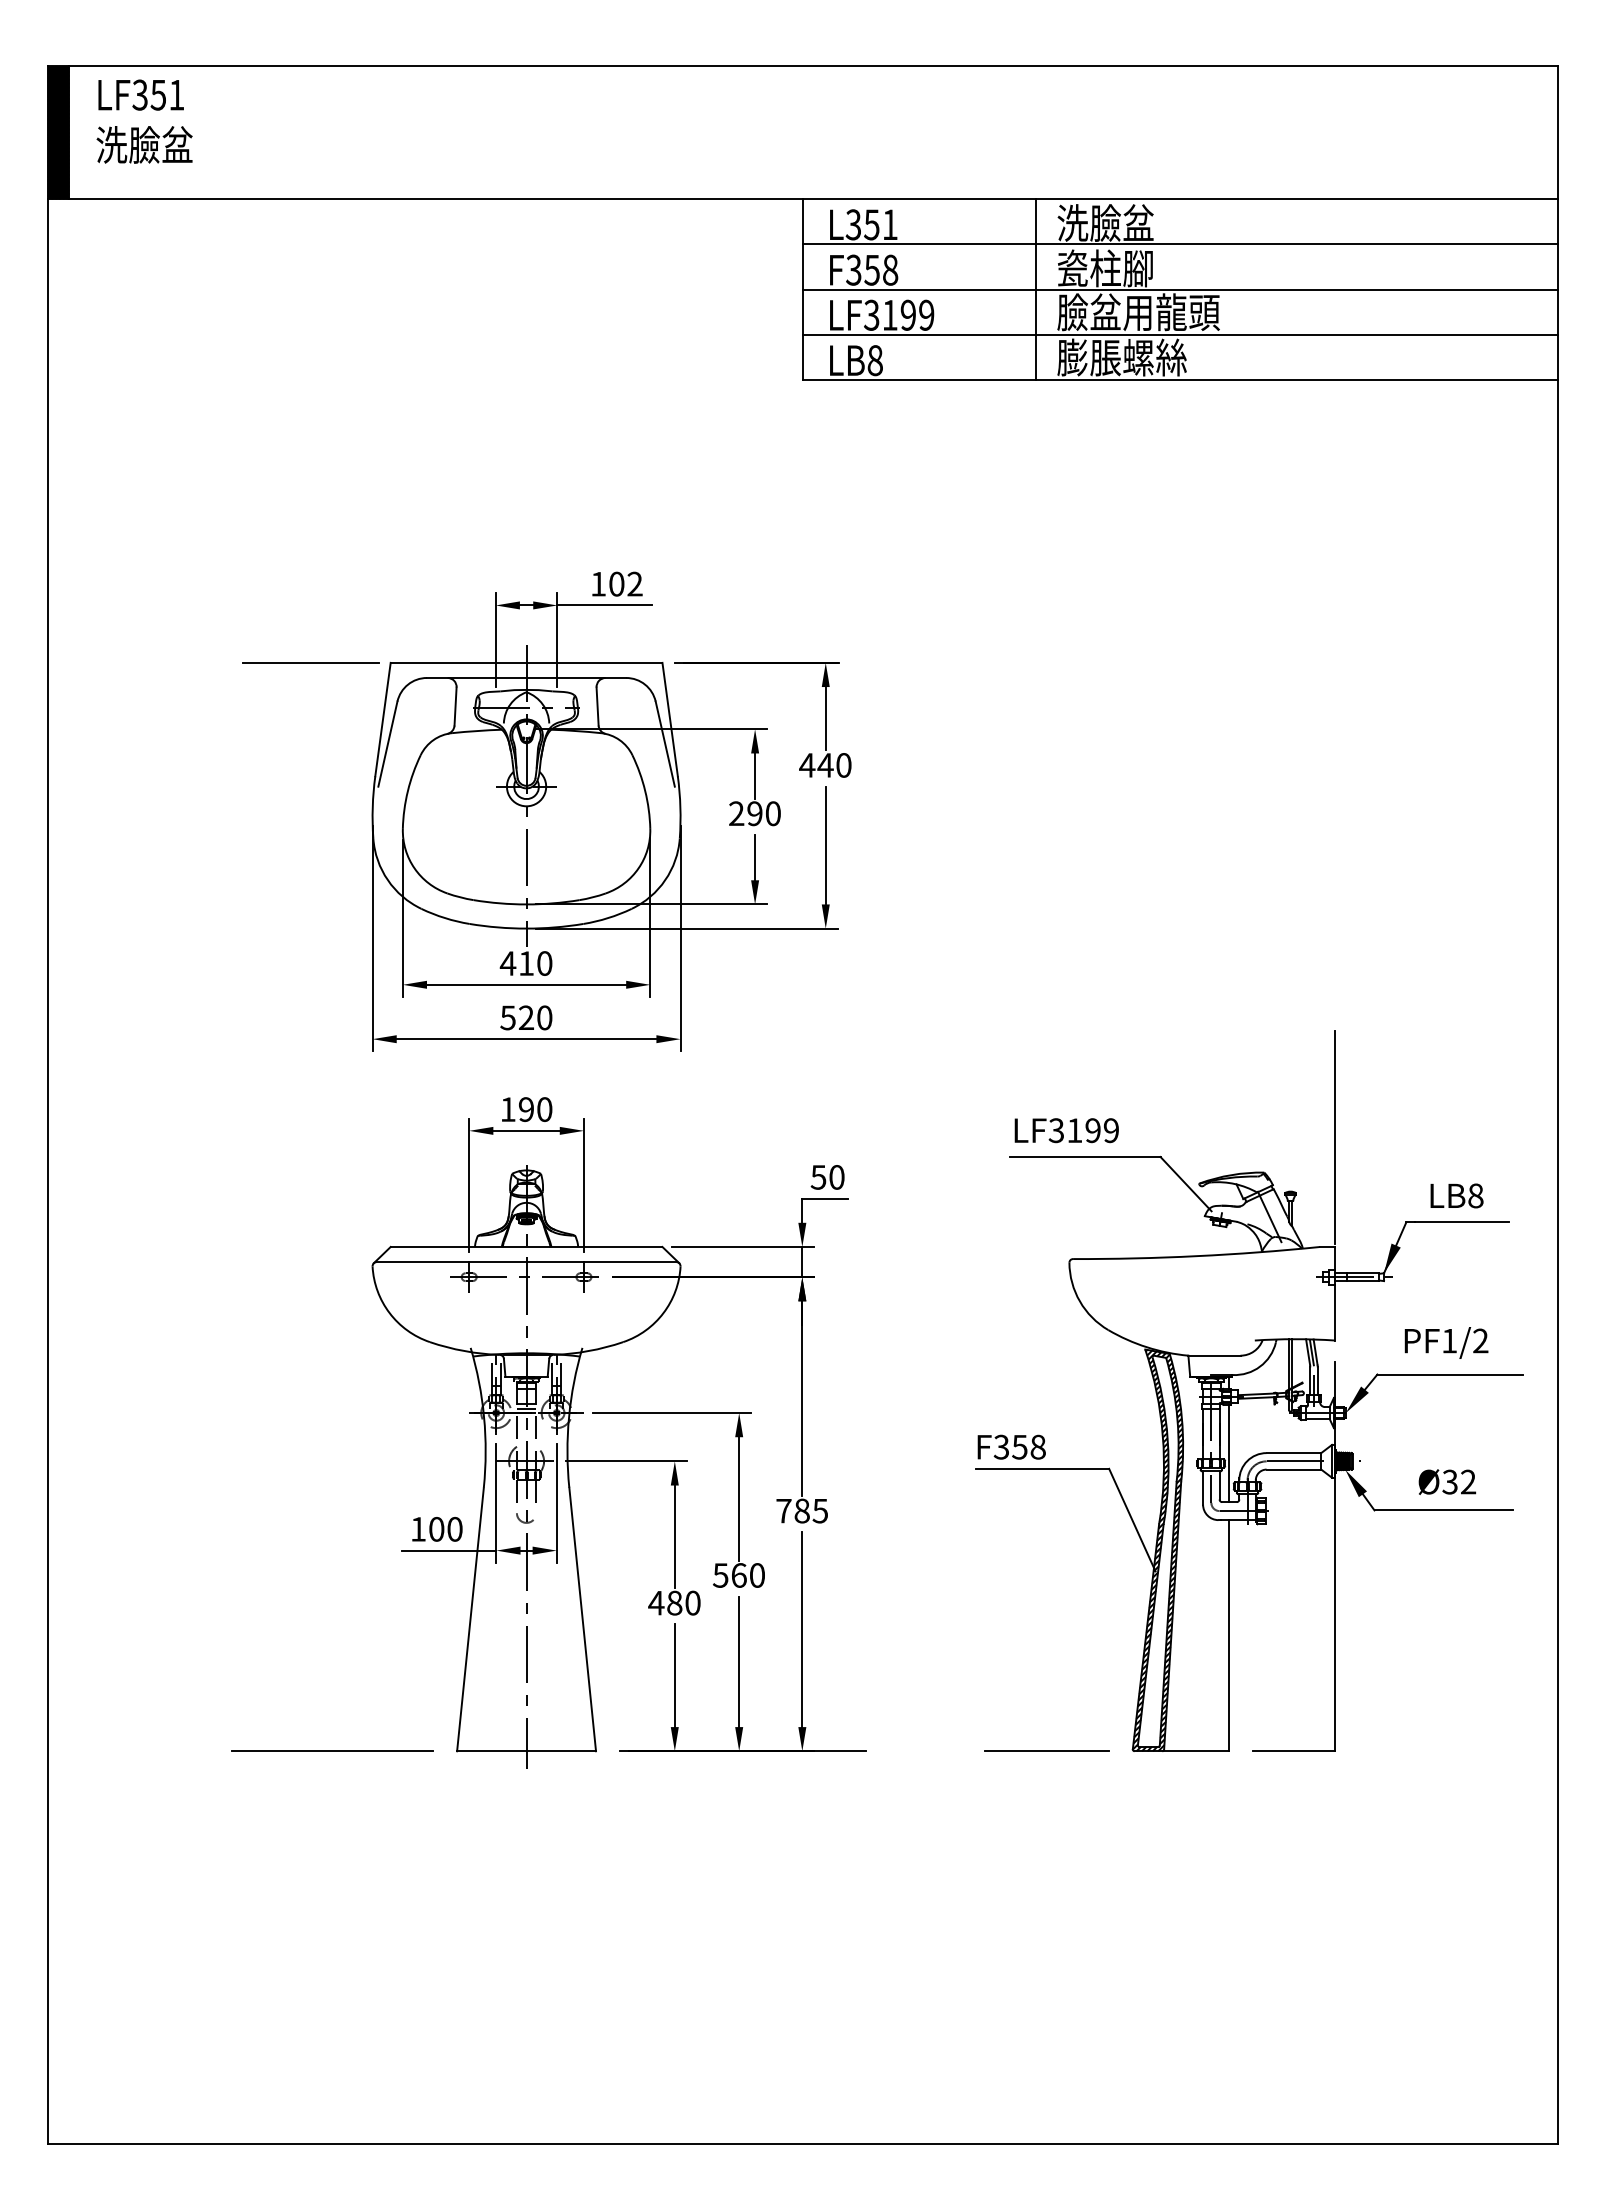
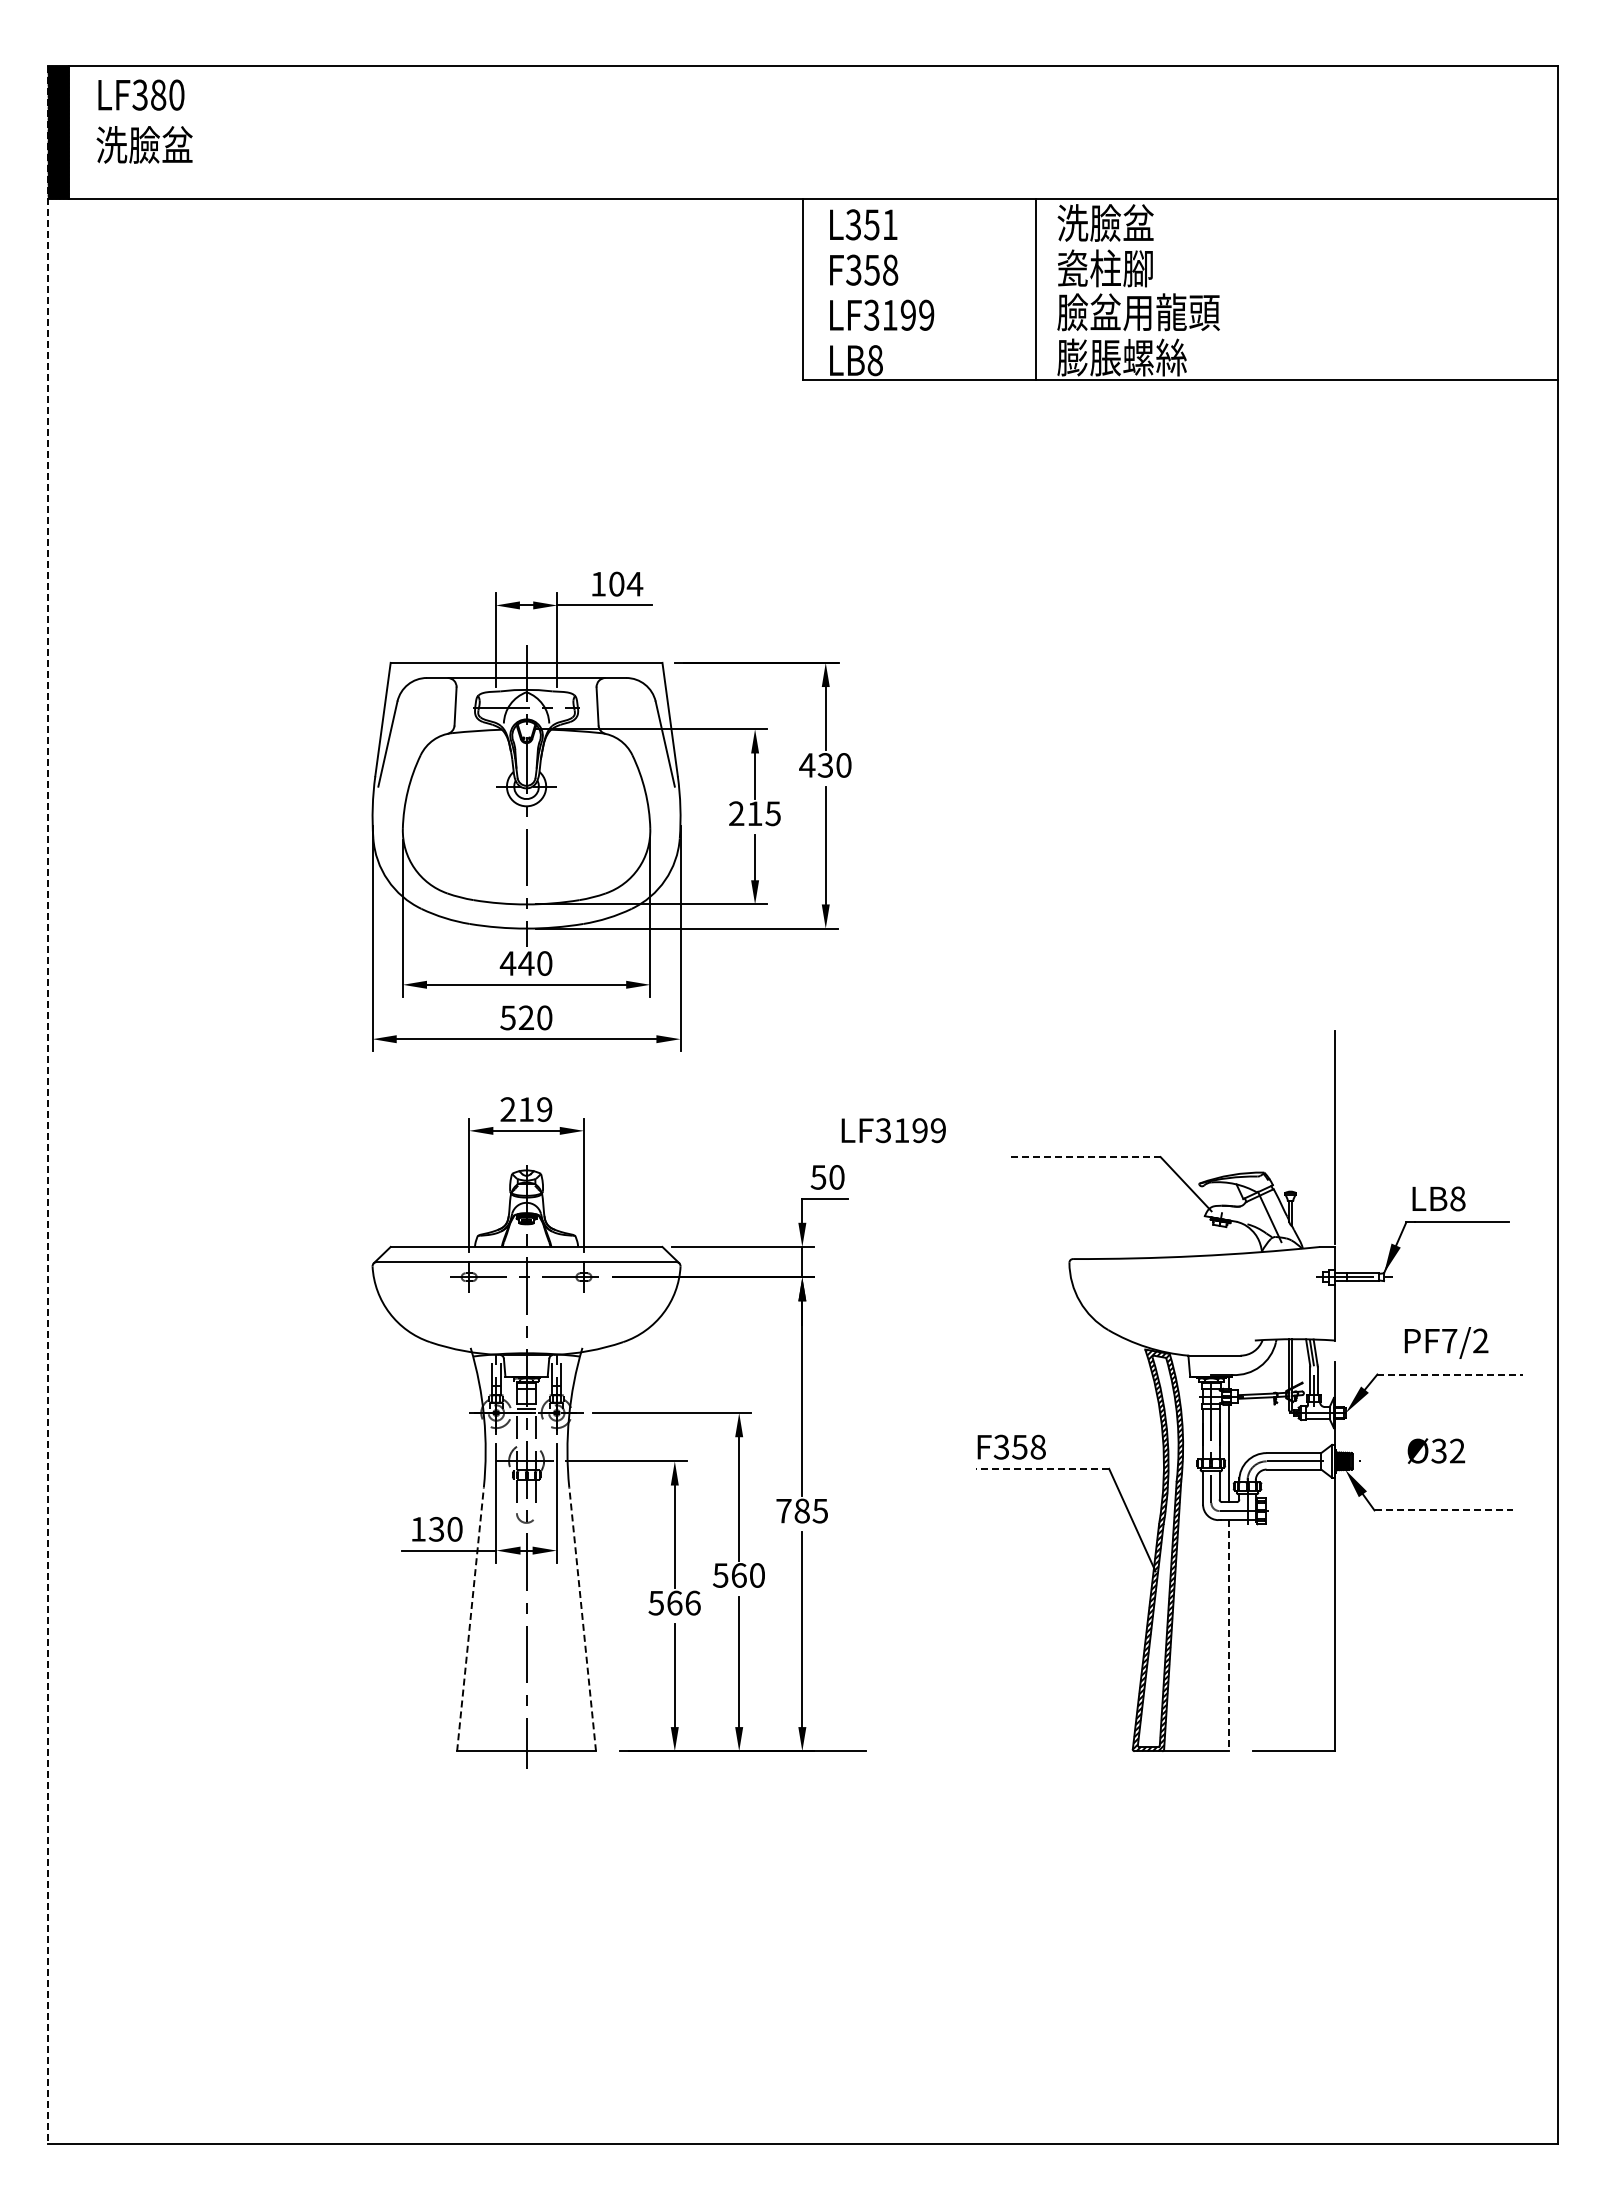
text: LF351 -> LF380 (167, 94)
line: present -> none (1179, 244)
line: present -> none (1179, 289)
line: present -> none (1179, 335)
text: 102 -> 104 (634, 583)
line: present -> none (310, 662)
text: 440 -> 430 (825, 765)
text: 290 -> 215 (763, 813)
text: 410 -> 440 (526, 963)
line: solid -> dashed (48, 1105)
text: 190 -> 219 (526, 1109)
text position: (1066, 1130) -> (893, 1130) (893, 1130)
line: solid -> dashed (1084, 1157)
text position: (1456, 1195) -> (1438, 1198) (1438, 1198)
text: PF1/2 -> PF7/2 (1449, 1341)
line: solid -> dashed (1450, 1374)
line: solid -> dashed (1042, 1468)
text position: (1447, 1481) -> (1436, 1450) (1436, 1450)
line: solid -> dashed (1444, 1510)
text: 100 -> 130 (436, 1529)
text: 480 -> 566 (674, 1602)
line: solid -> dashed (582, 1618)
line: solid -> dashed (470, 1619)
line: solid -> dashed (1229, 1635)
line: present -> none (332, 1751)
line: present -> none (1046, 1751)
